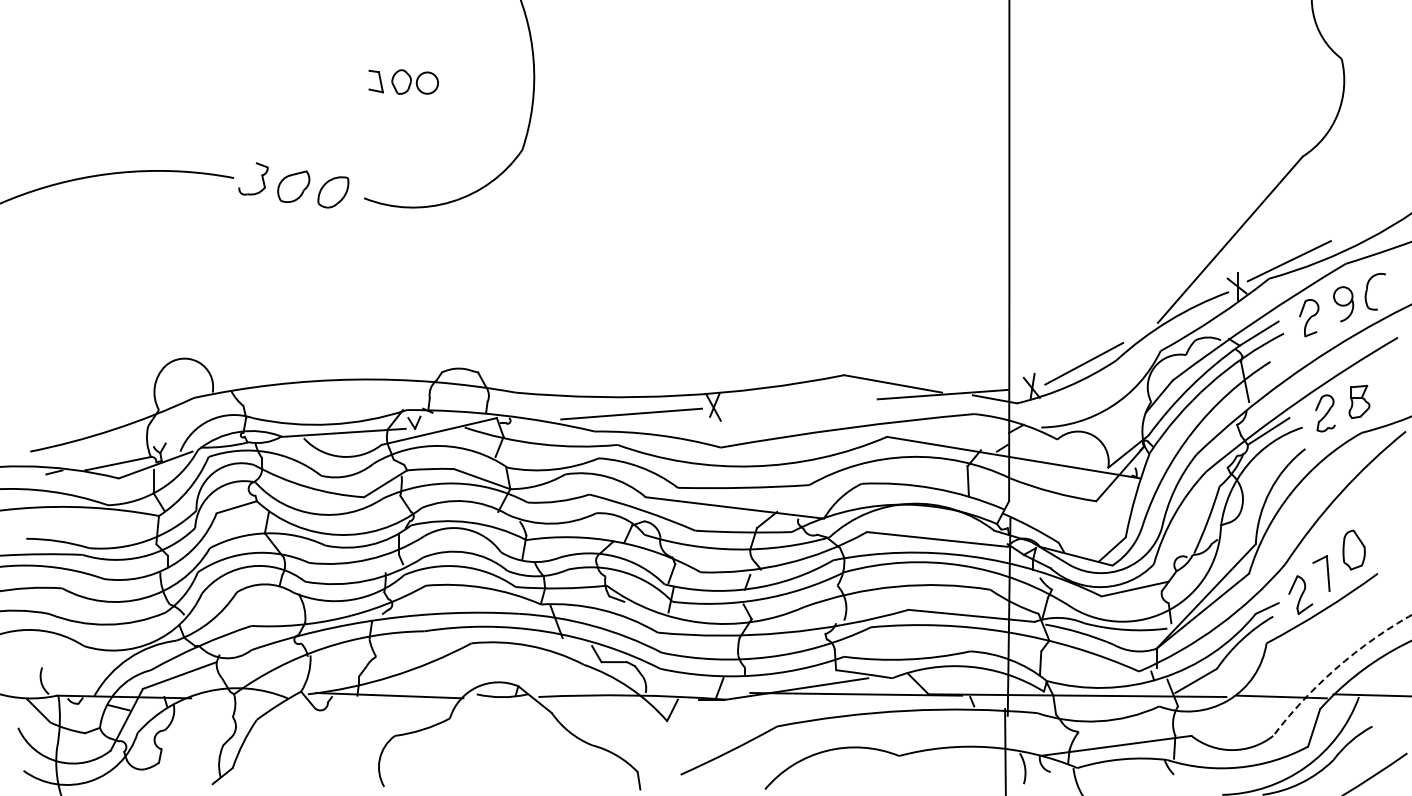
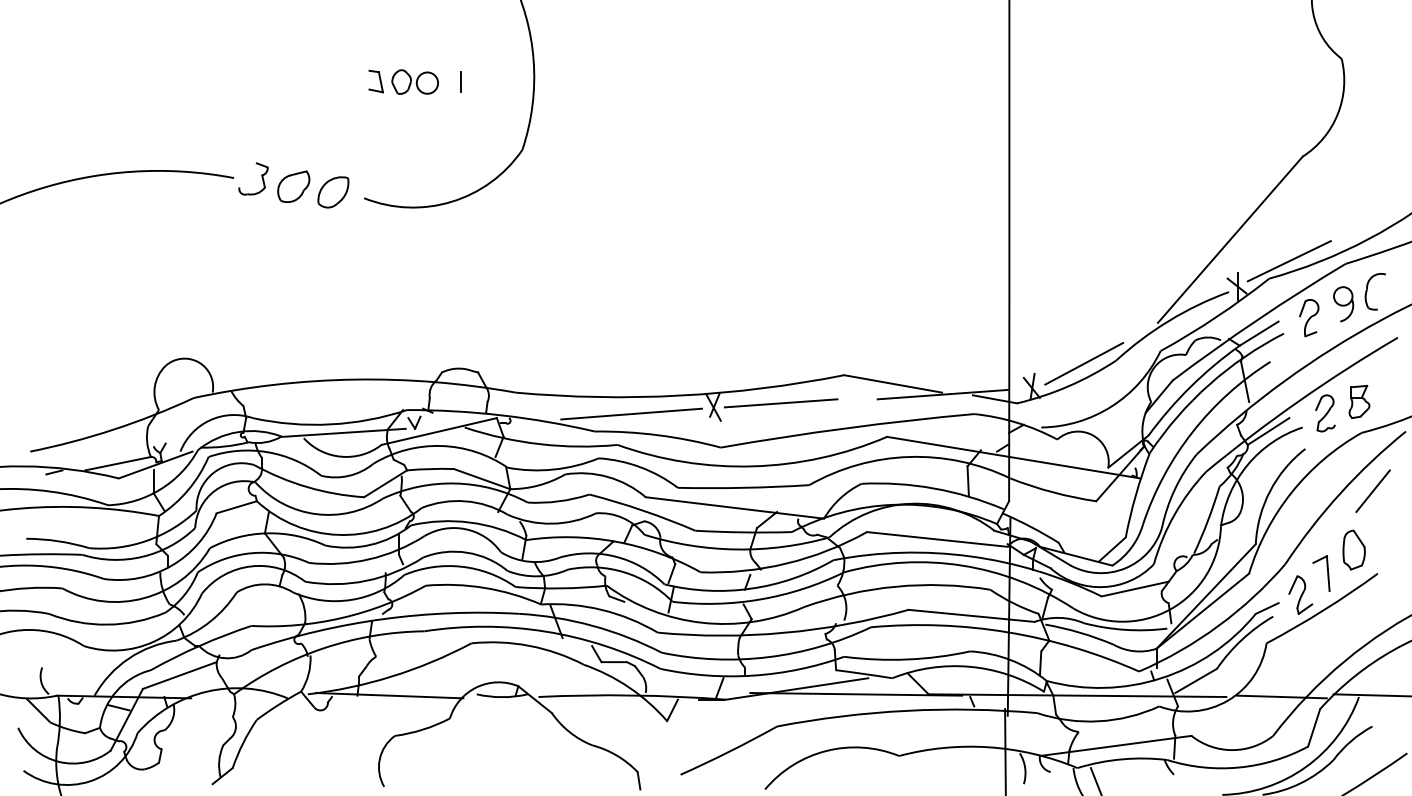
line: none -> present (460, 81)
line: none -> present (780, 403)
line: none -> present (1372, 490)
arc: dashed -> solid (1335, 668)
line: none -> present (1095, 780)
